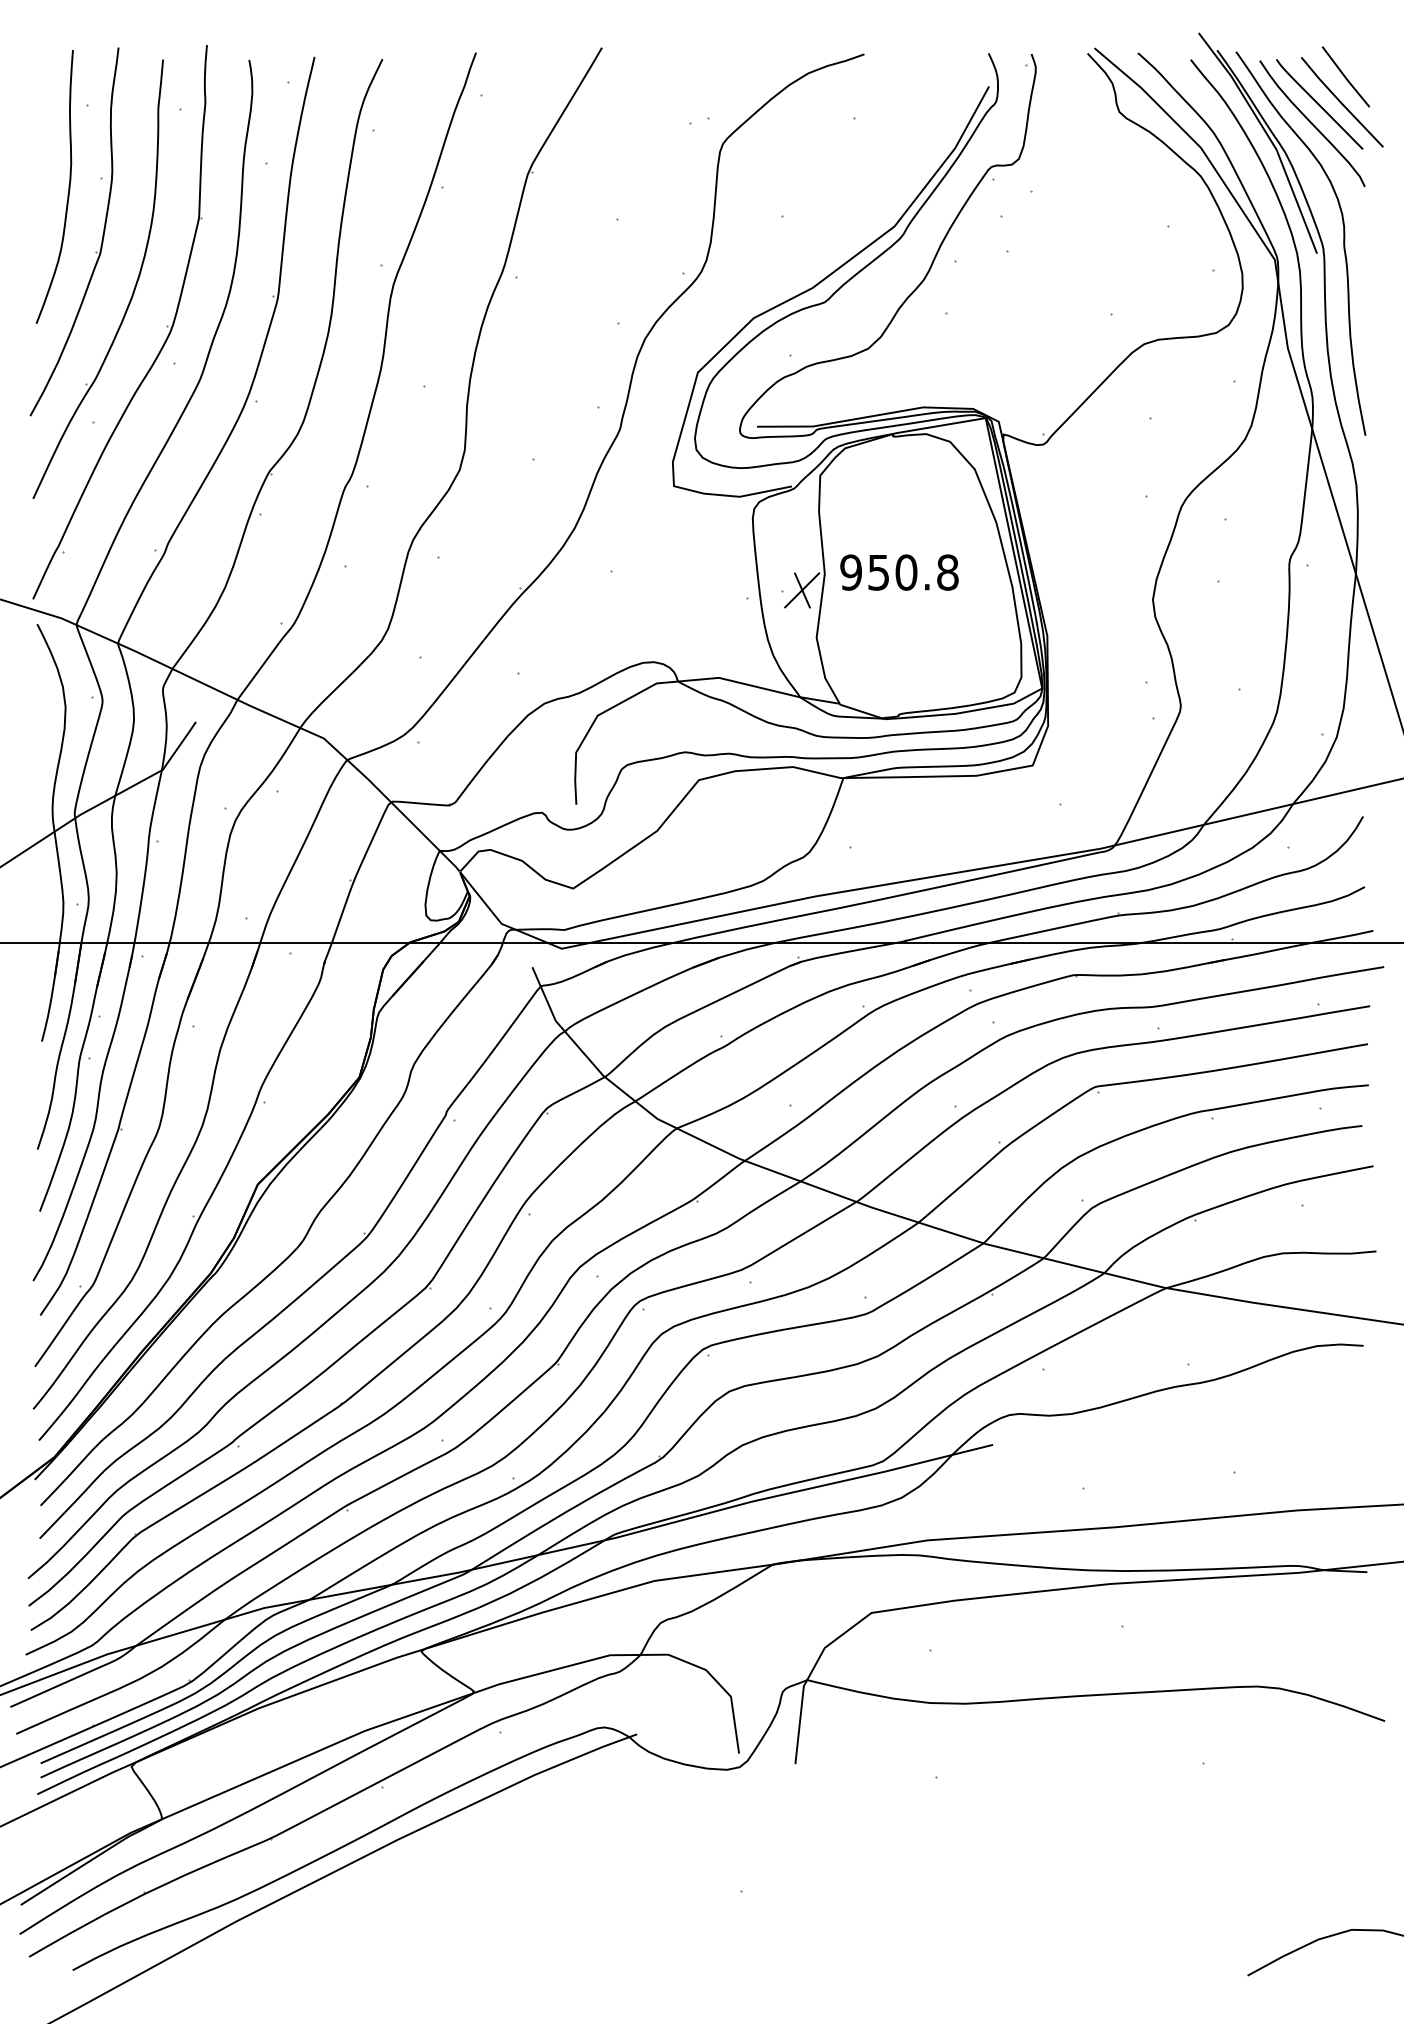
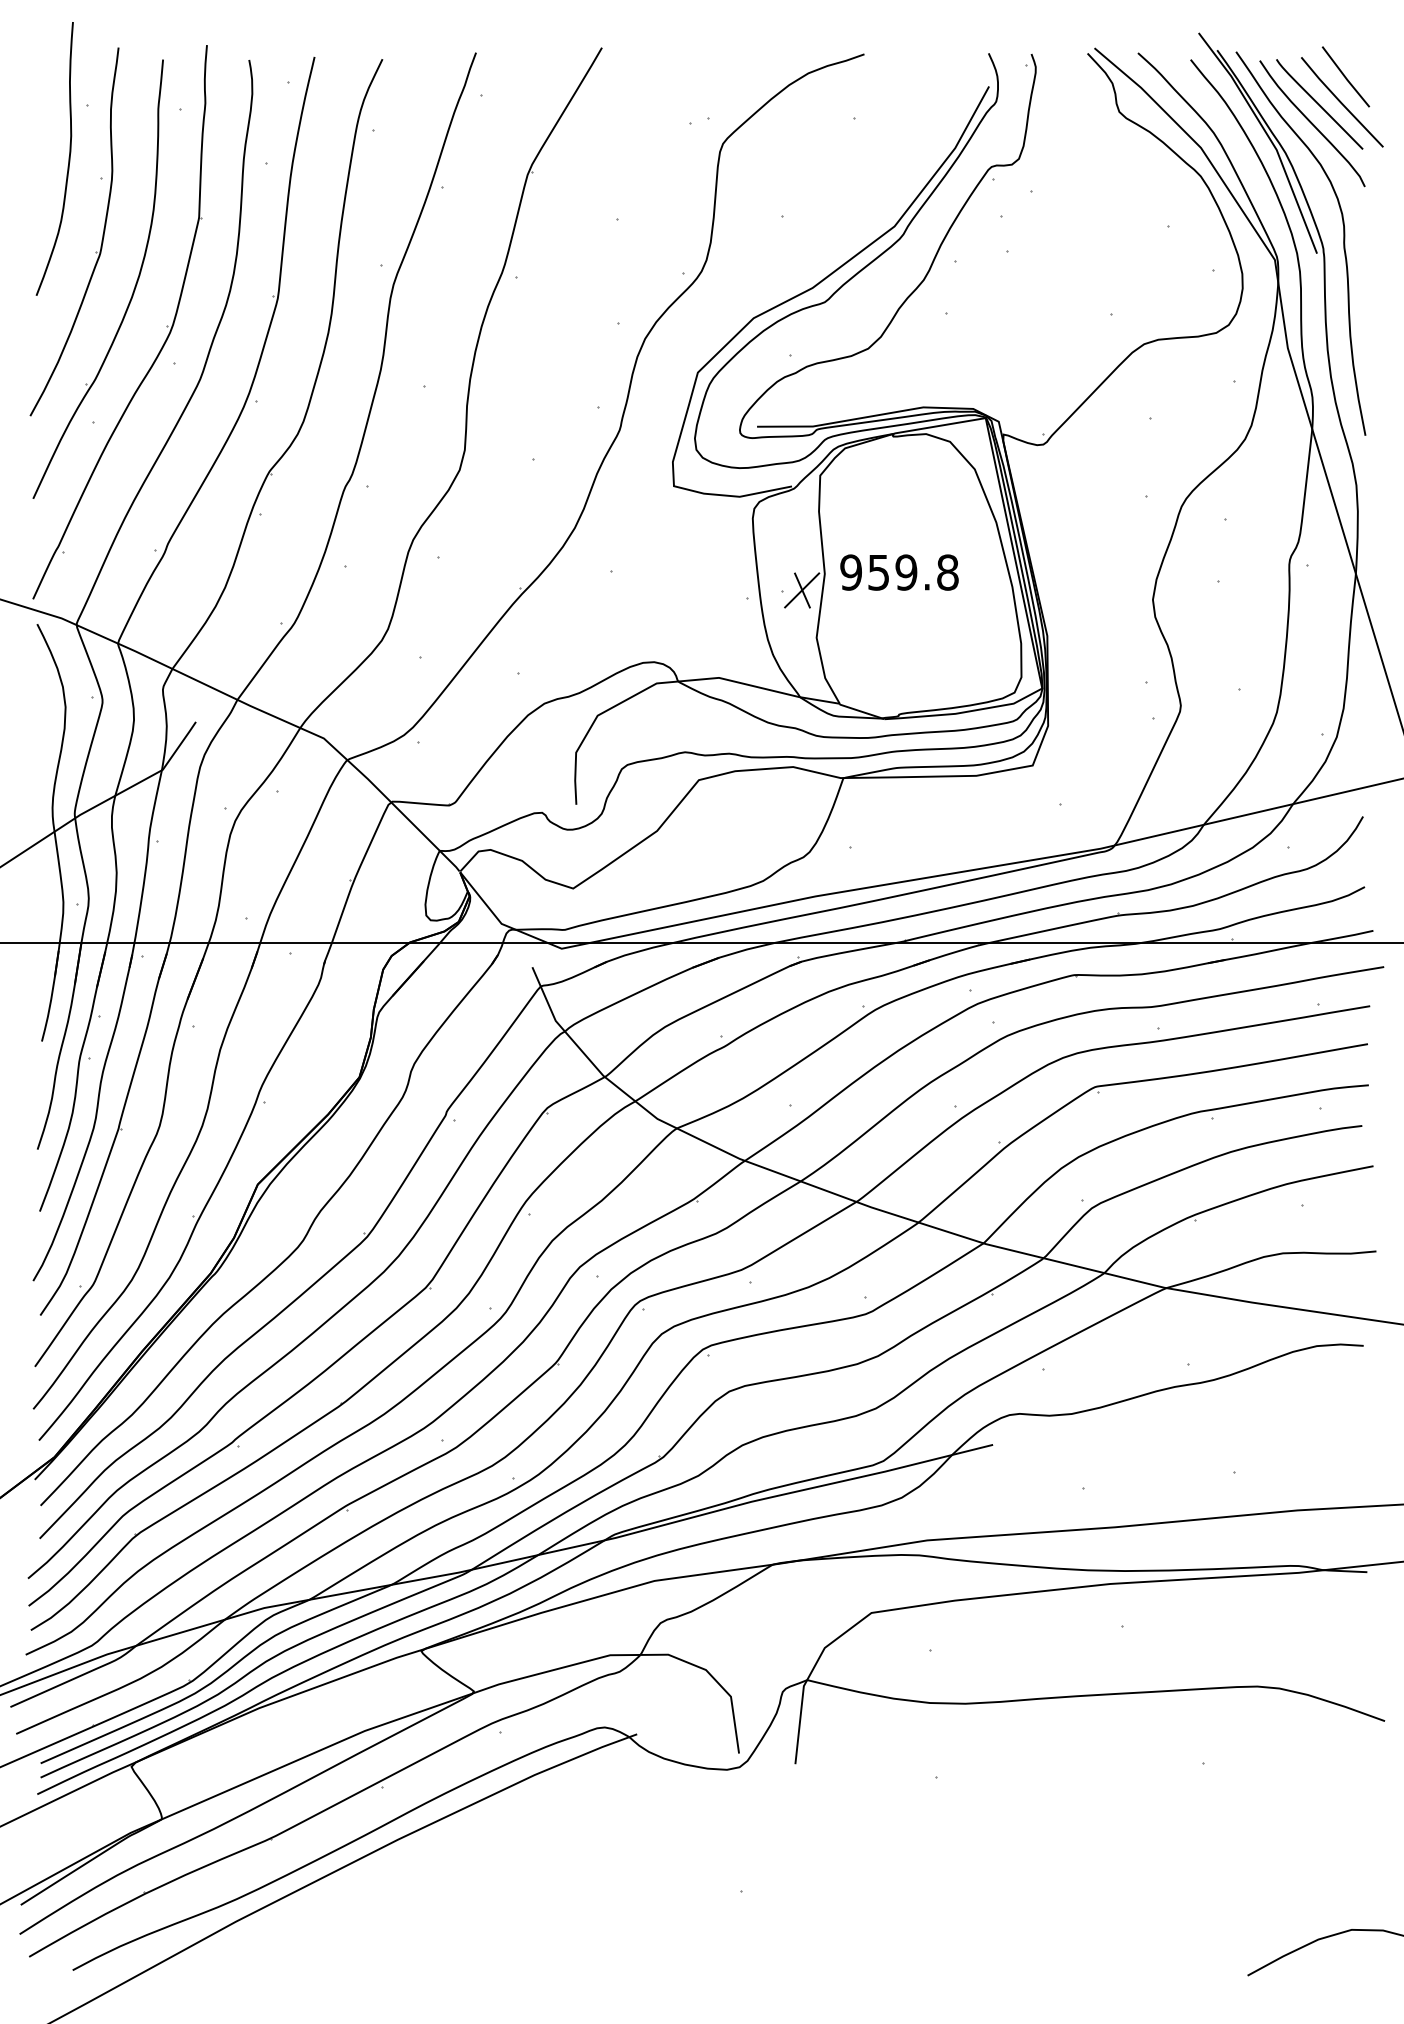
curve position: (68, 186) -> (68, 158) (68, 158)
text: 950.8 -> 959.8 (906, 572)
